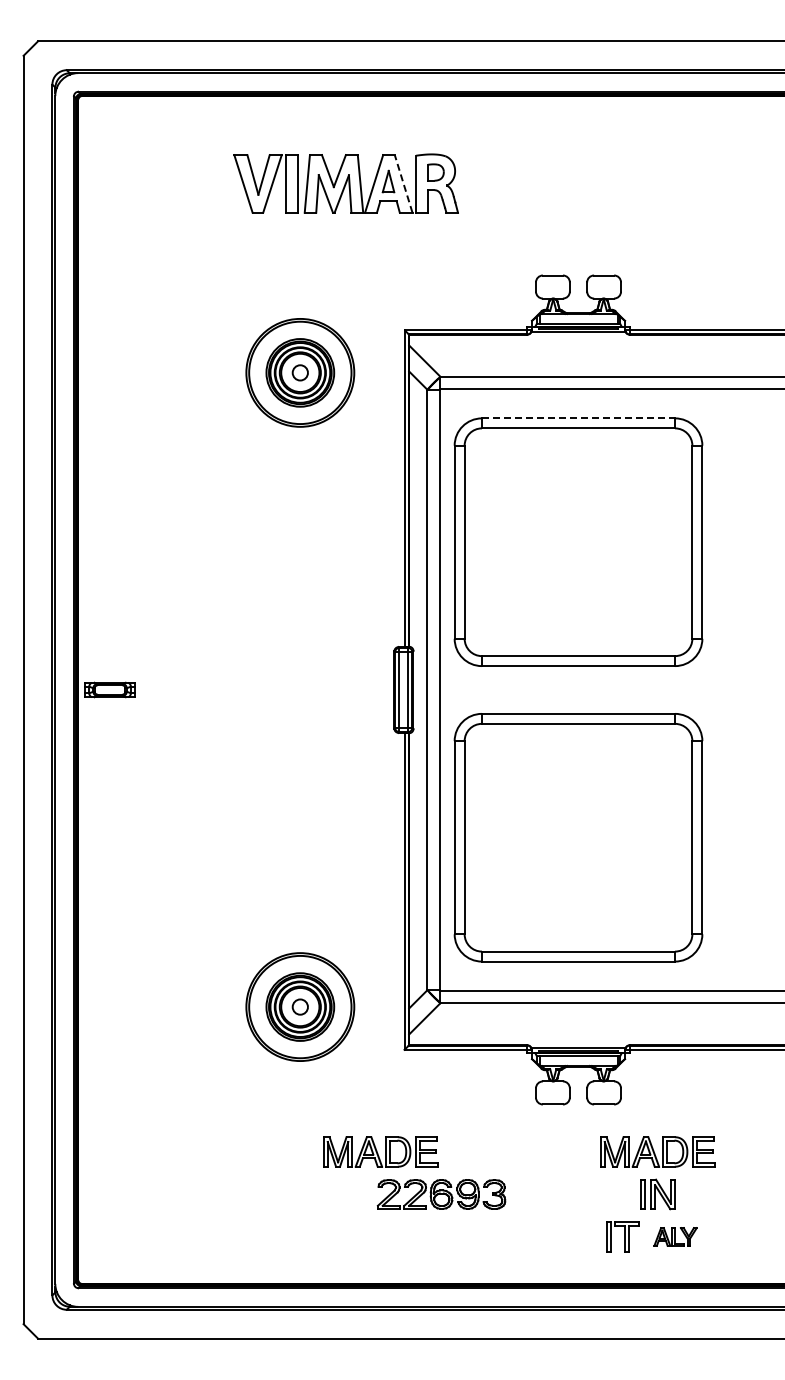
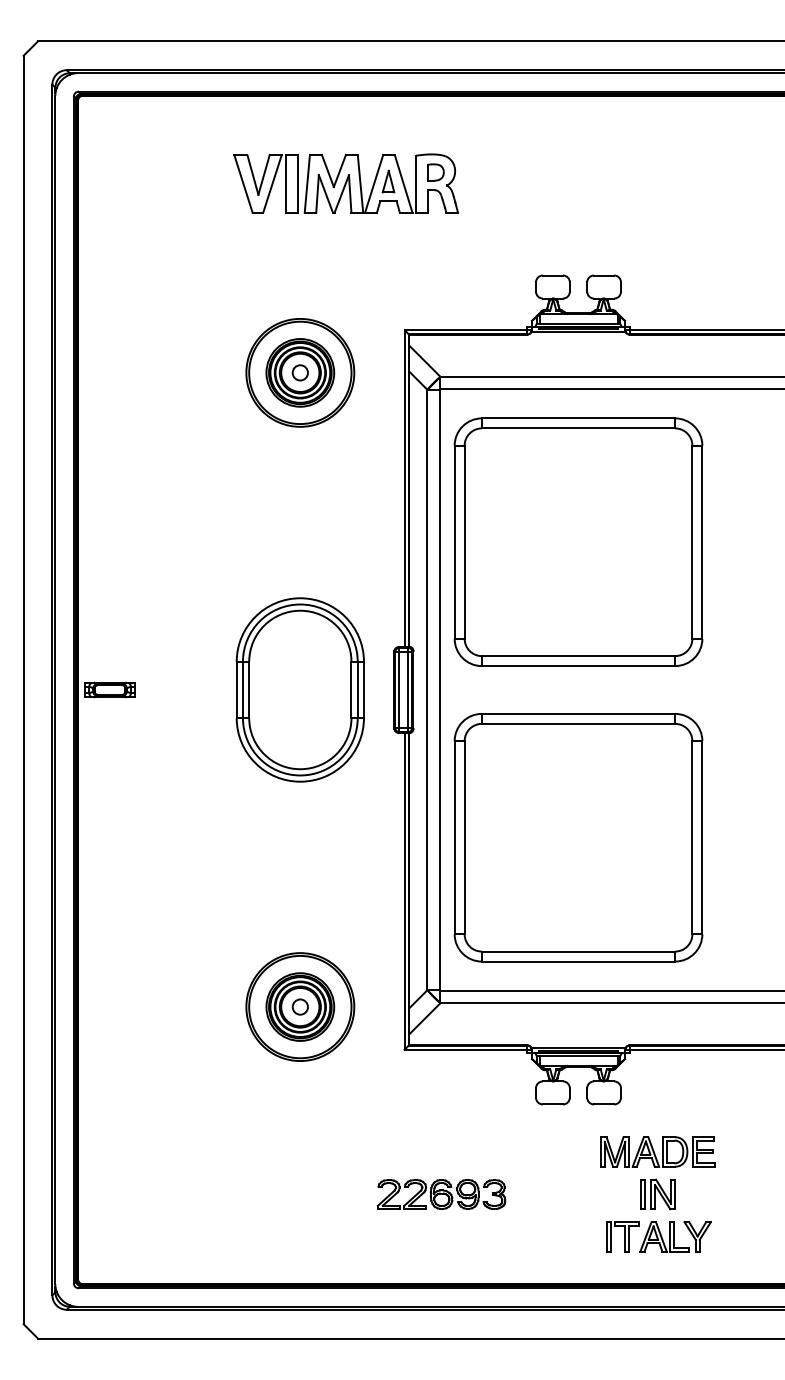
line: dashed -> solid (403, 183)
line: dashed -> solid (578, 418)
part: none -> present (299, 689)
part: present -> none (380, 1151)
part size: 45x20 px -> 73x32 px (675, 1236)
